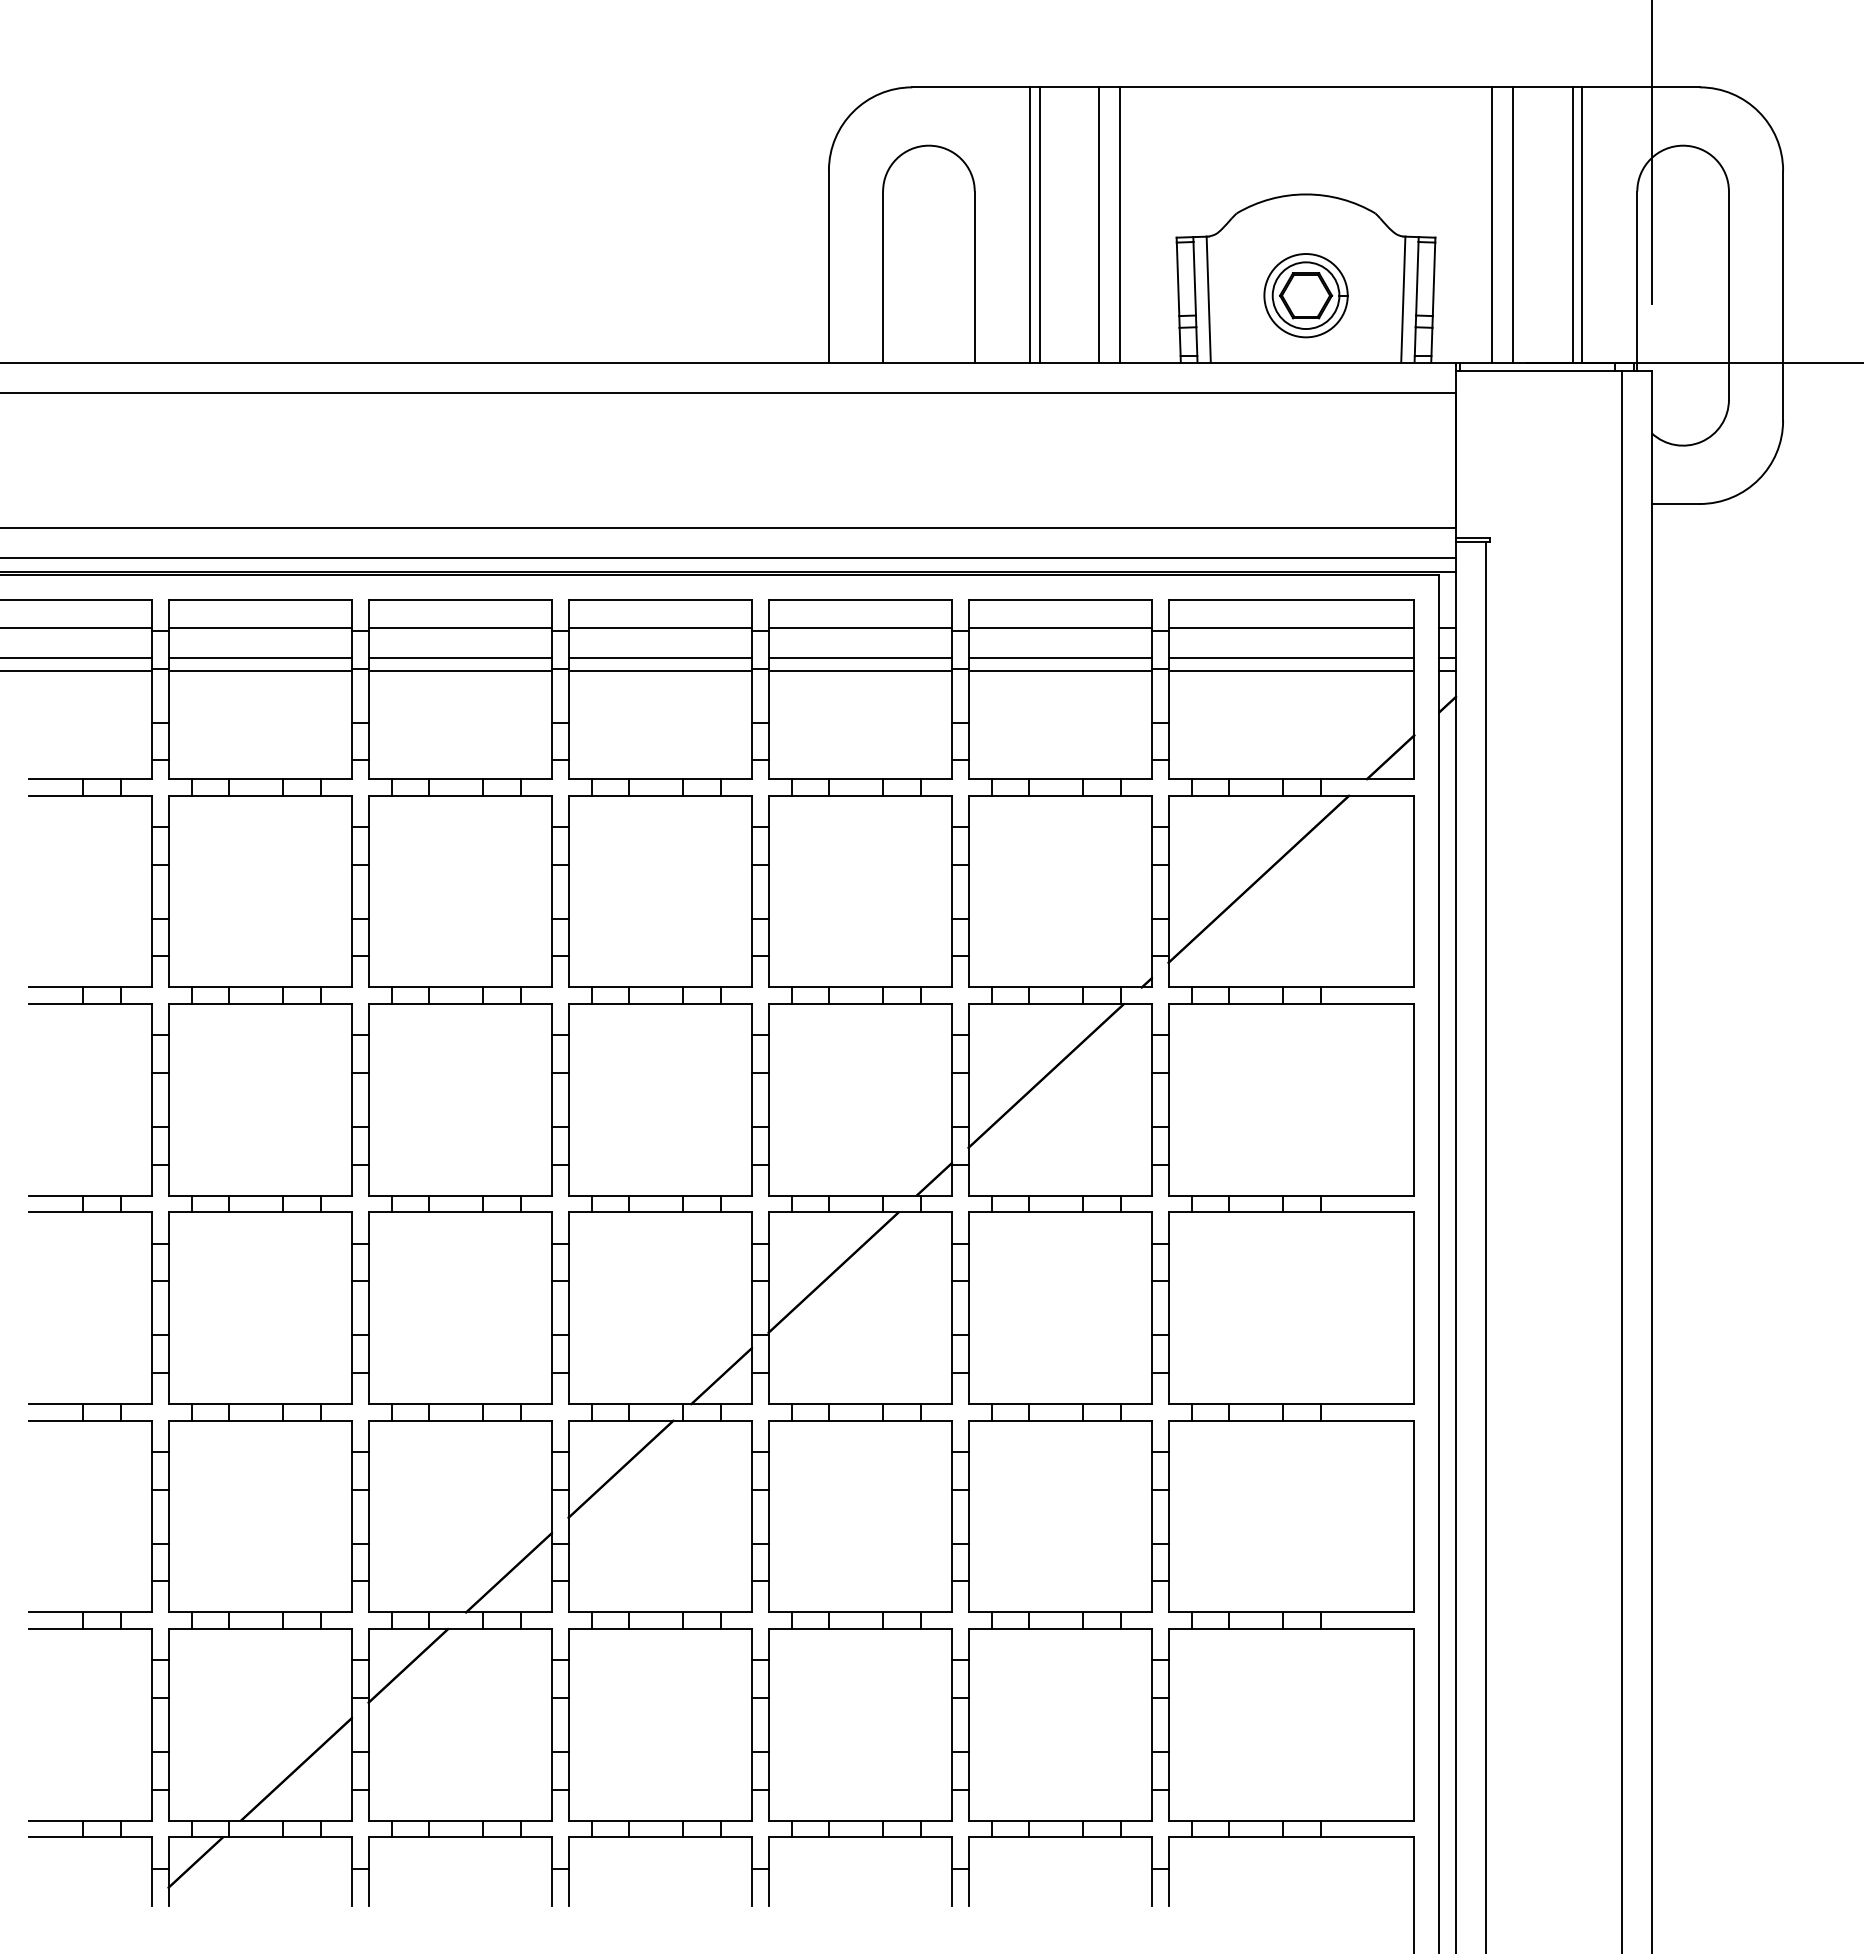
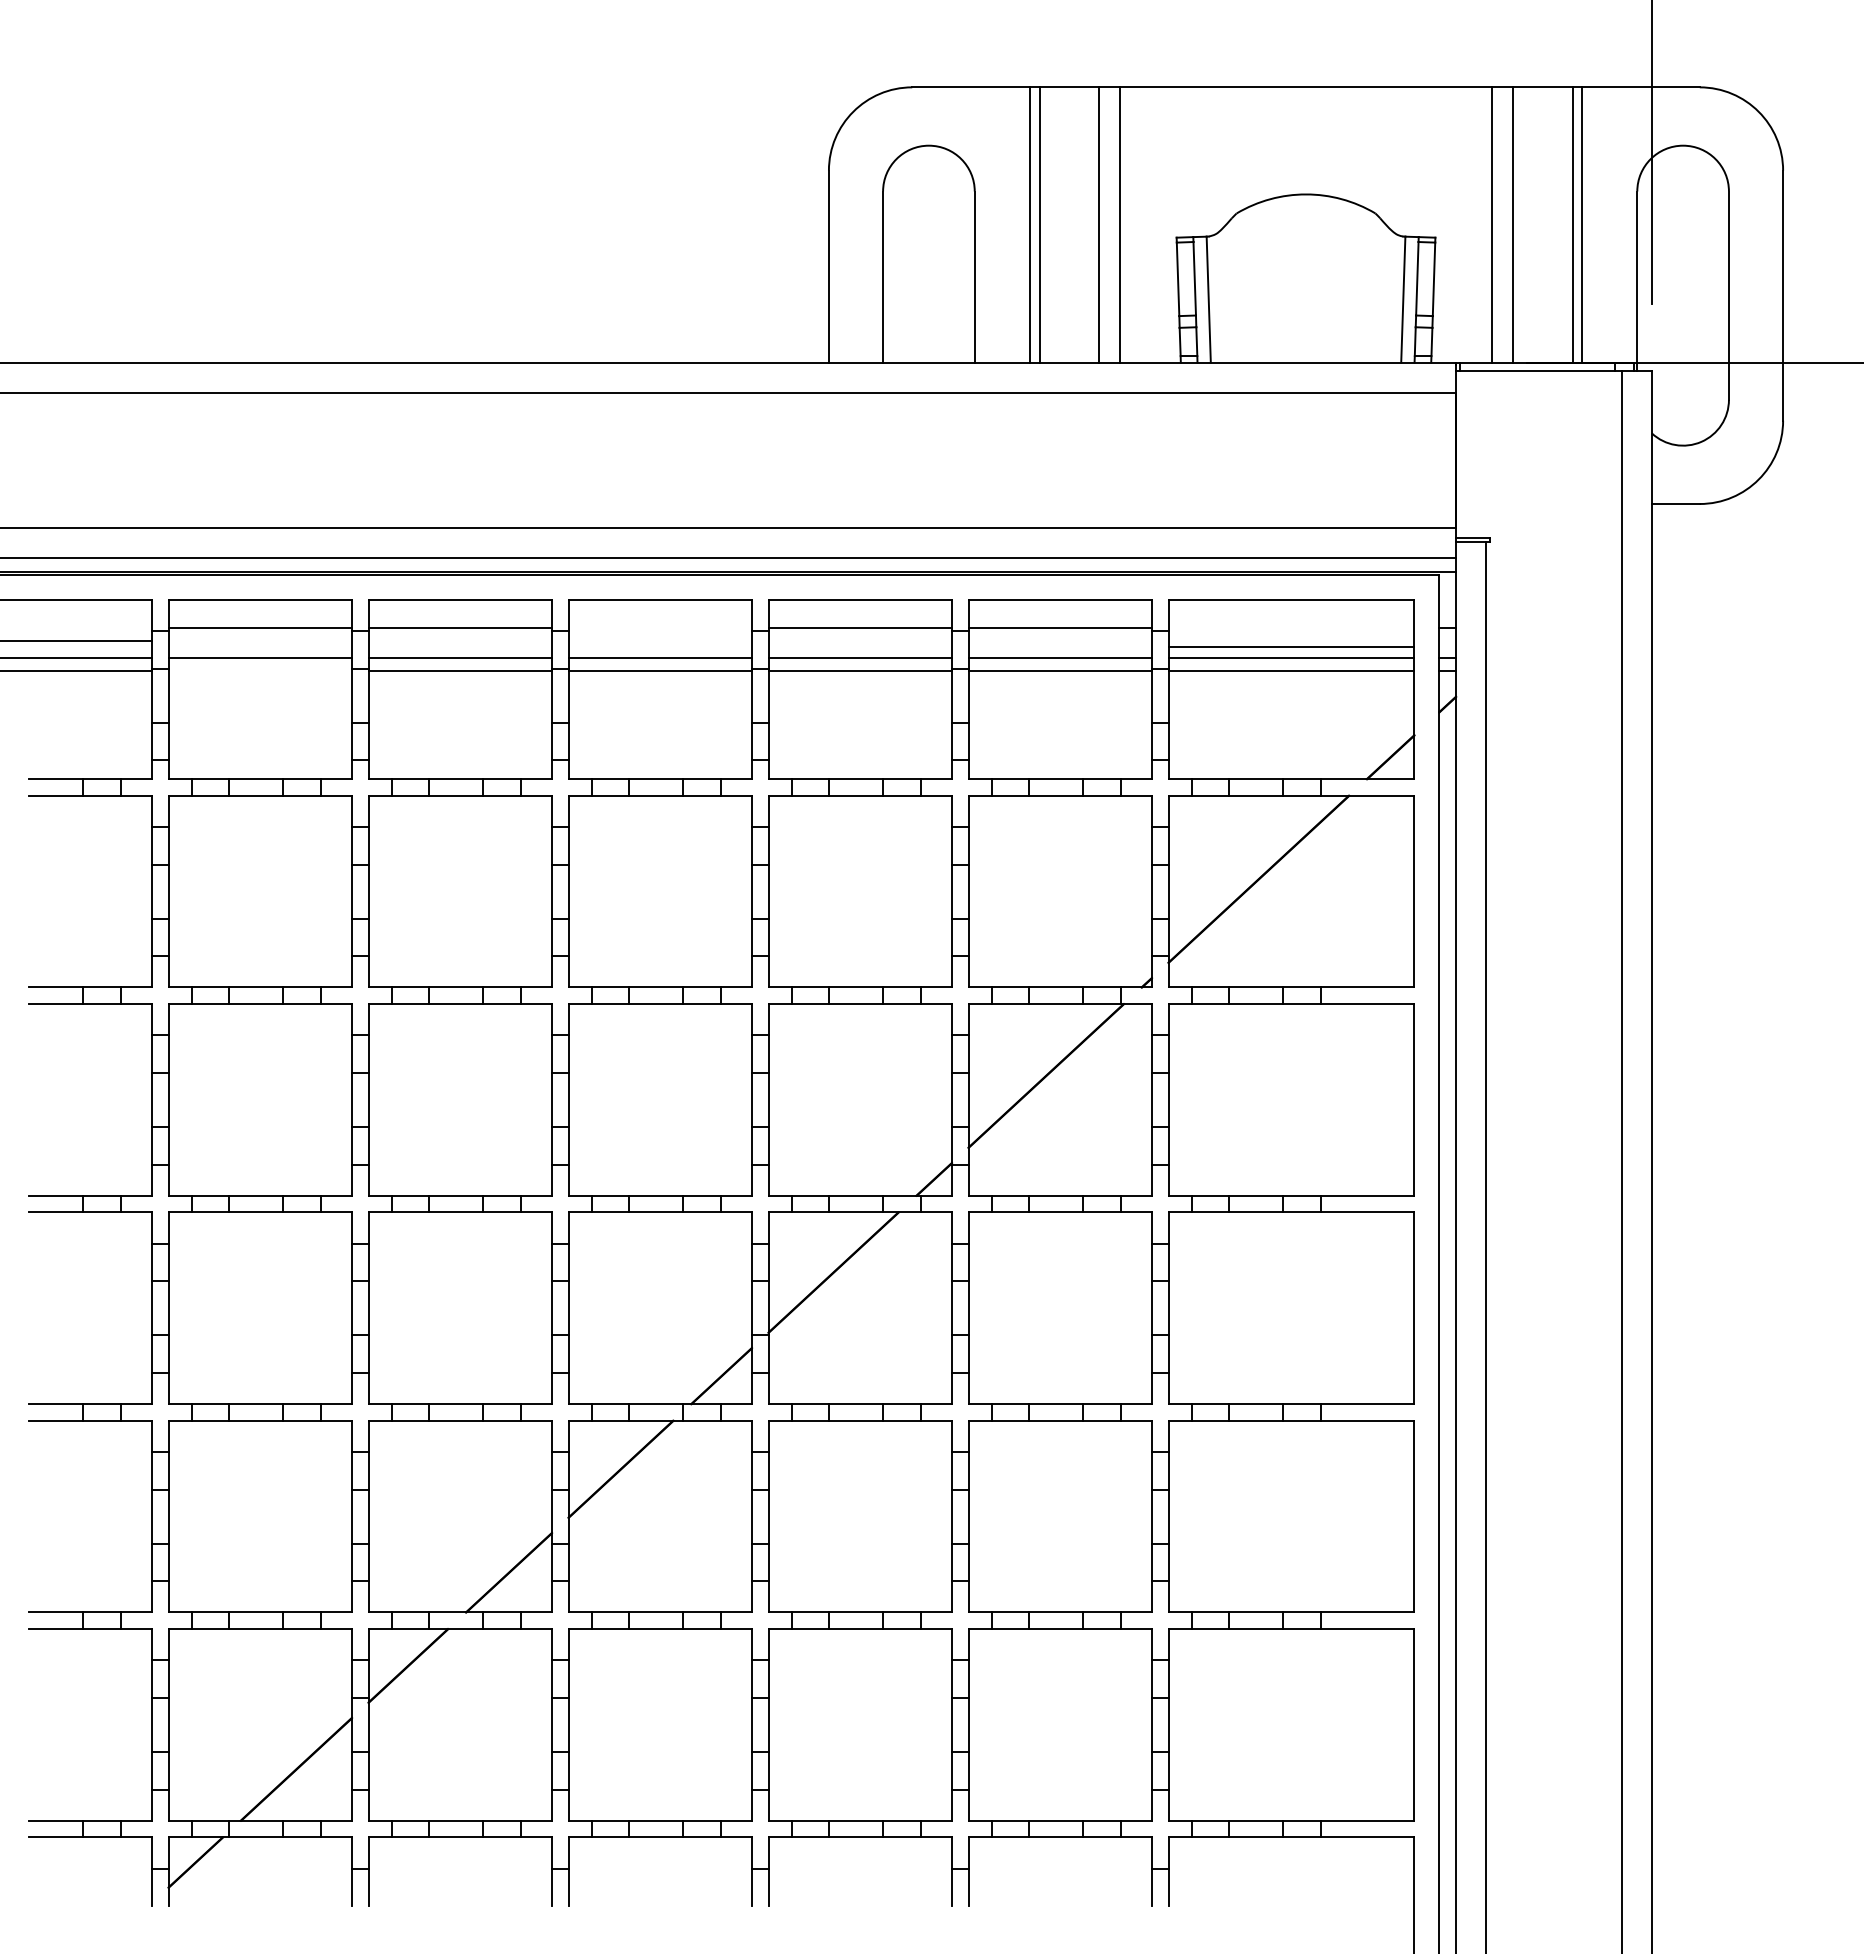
part: present -> none (1305, 295)
line position: (76, 628) -> (76, 641) (76, 641)
line: present -> none (659, 628)
line position: (1291, 628) -> (1291, 647) (1291, 647)
line: present -> none (259, 671)
